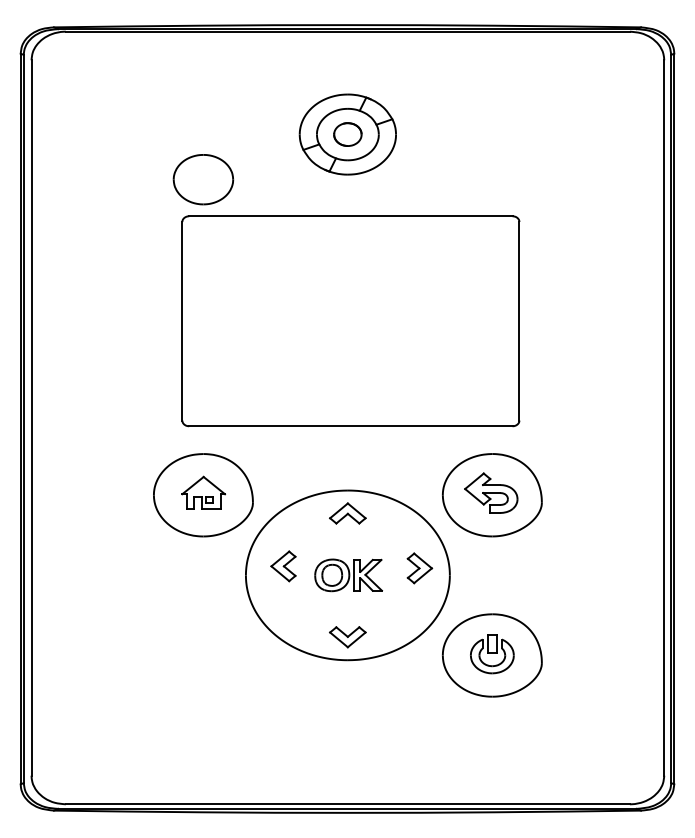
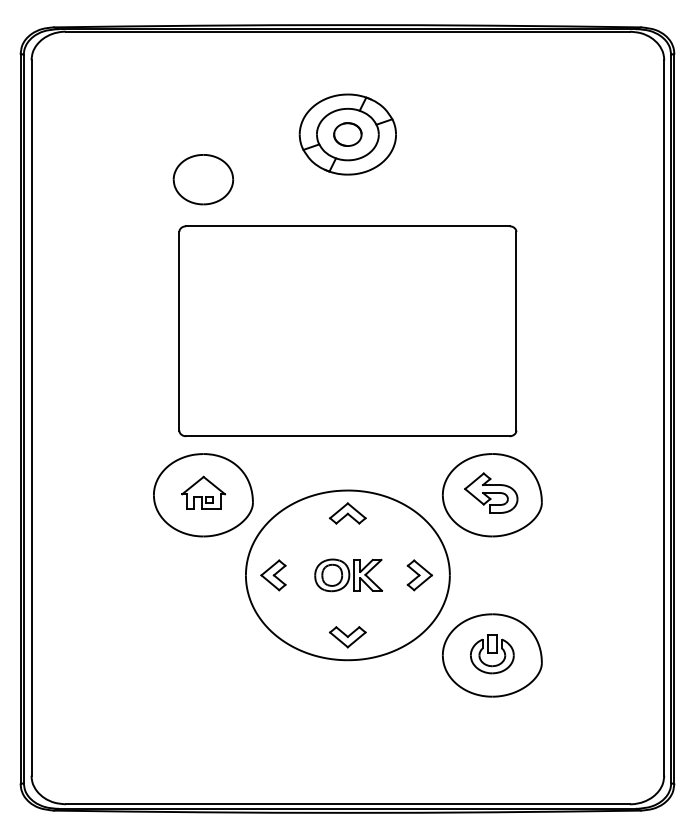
part position: (350, 321) -> (347, 331) (347, 331)
part position: (283, 566) -> (273, 575) (273, 575)
part position: (419, 568) -> (419, 575) (419, 575)
